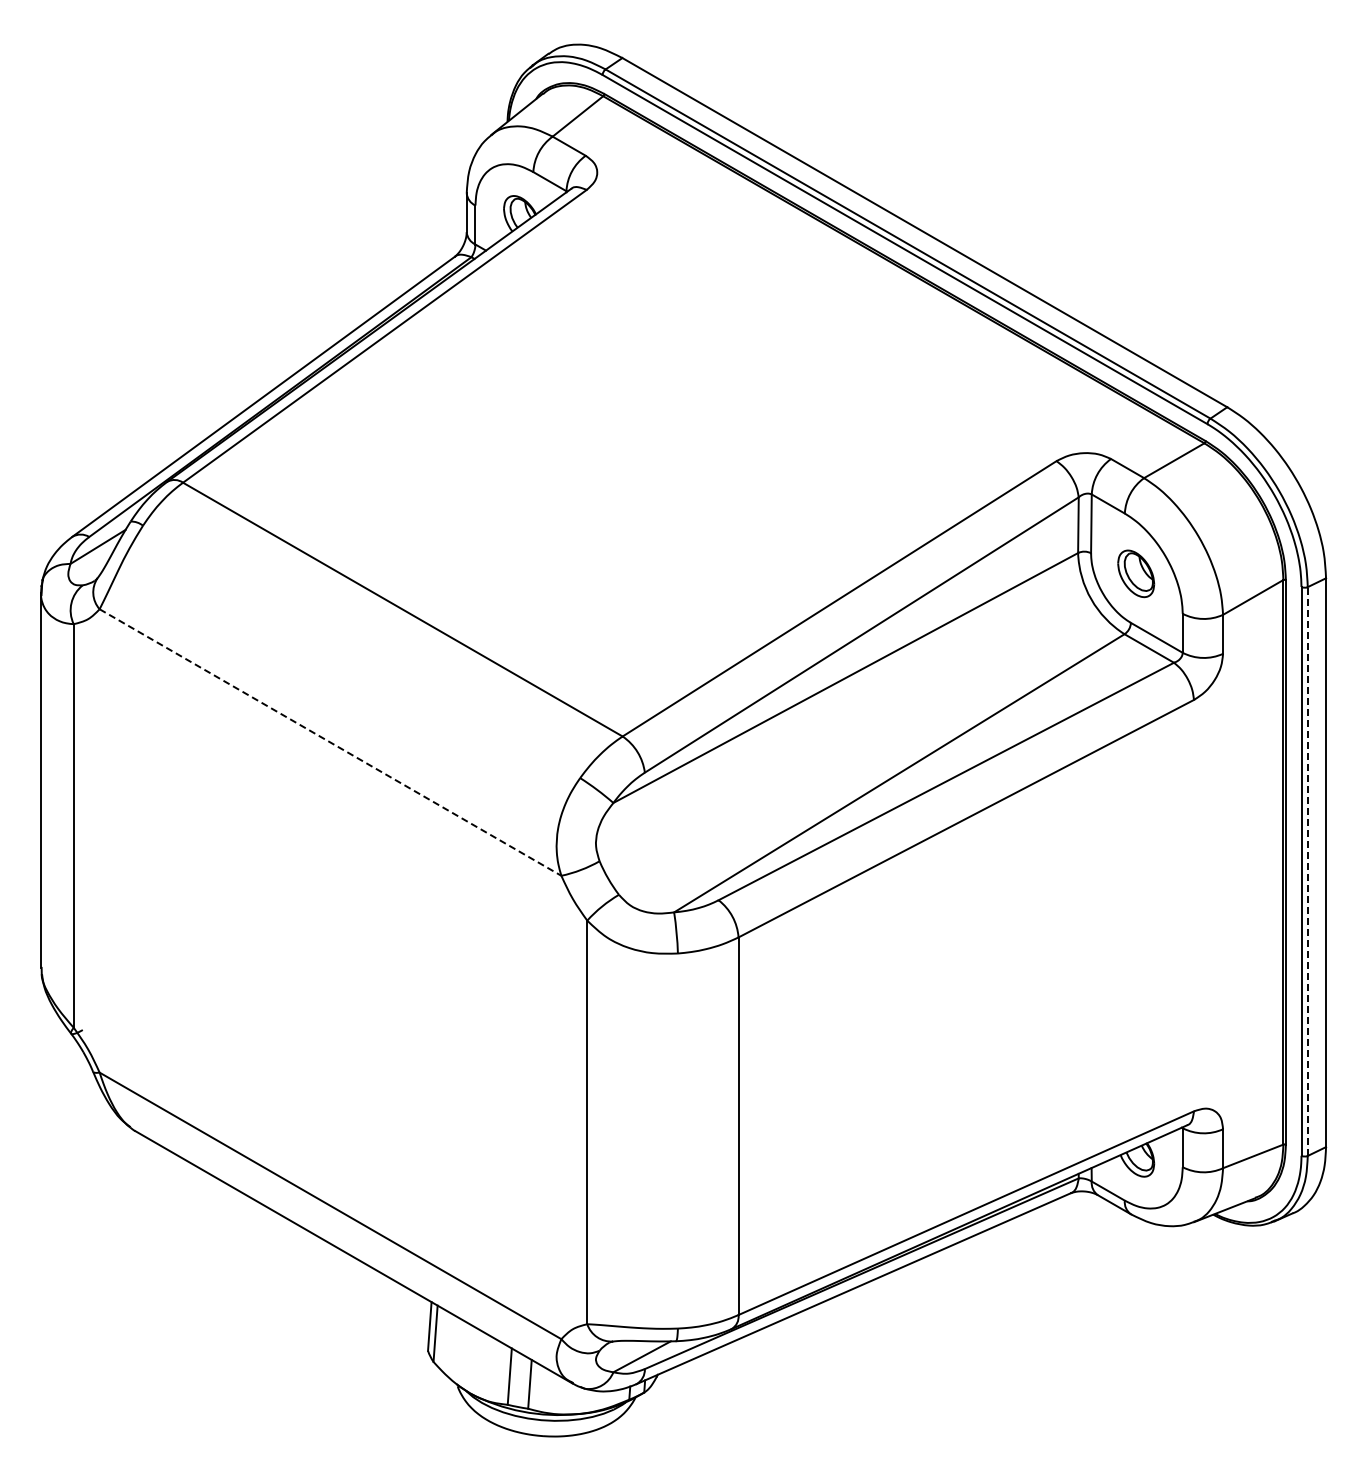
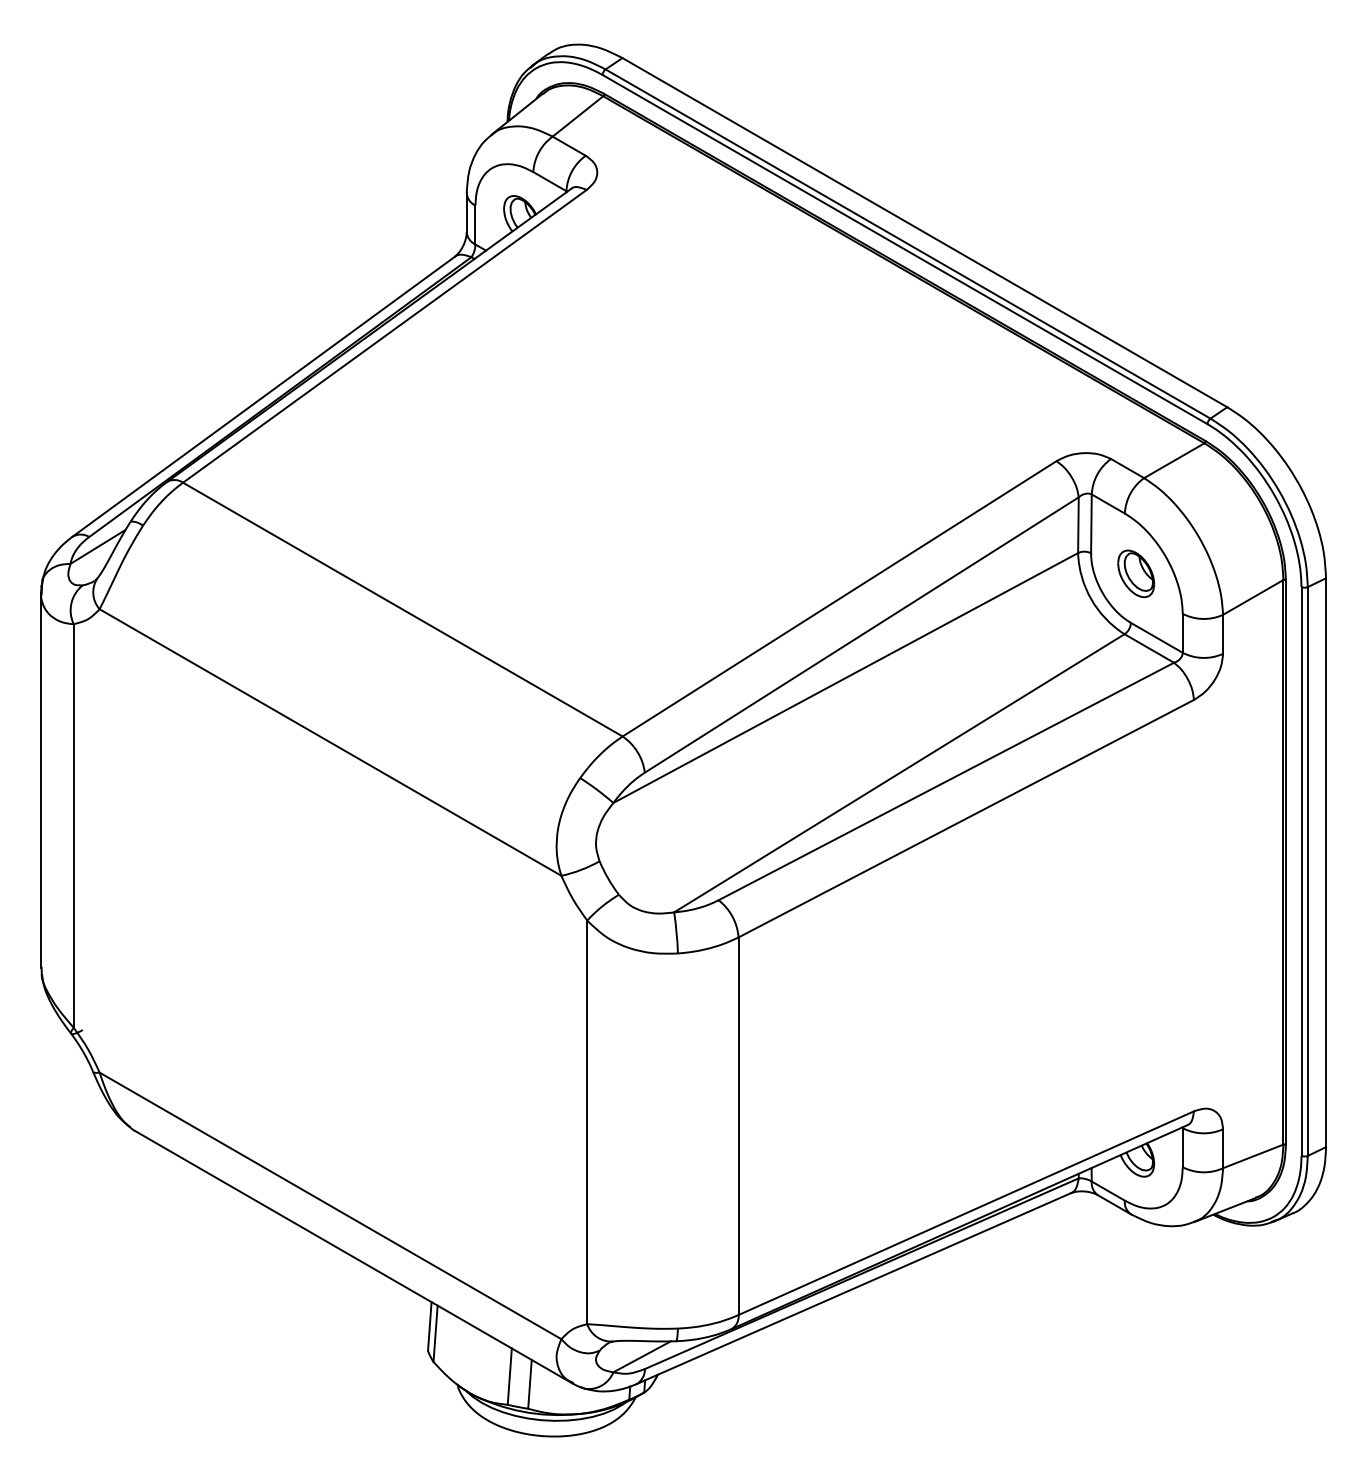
line: dashed -> solid (330, 742)
line: dashed -> solid (1307, 871)
